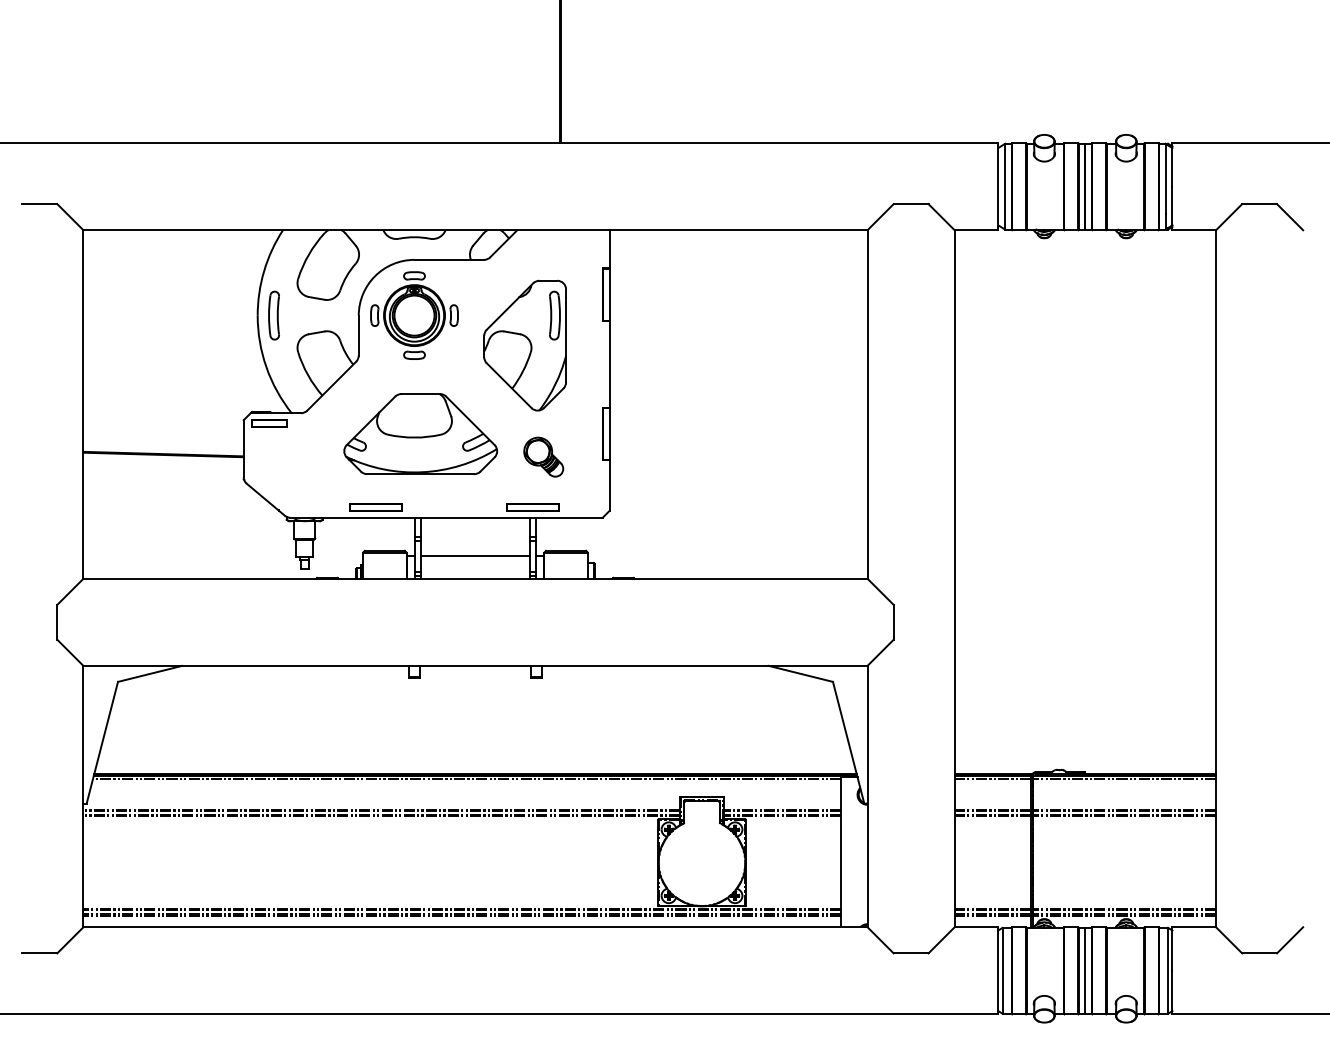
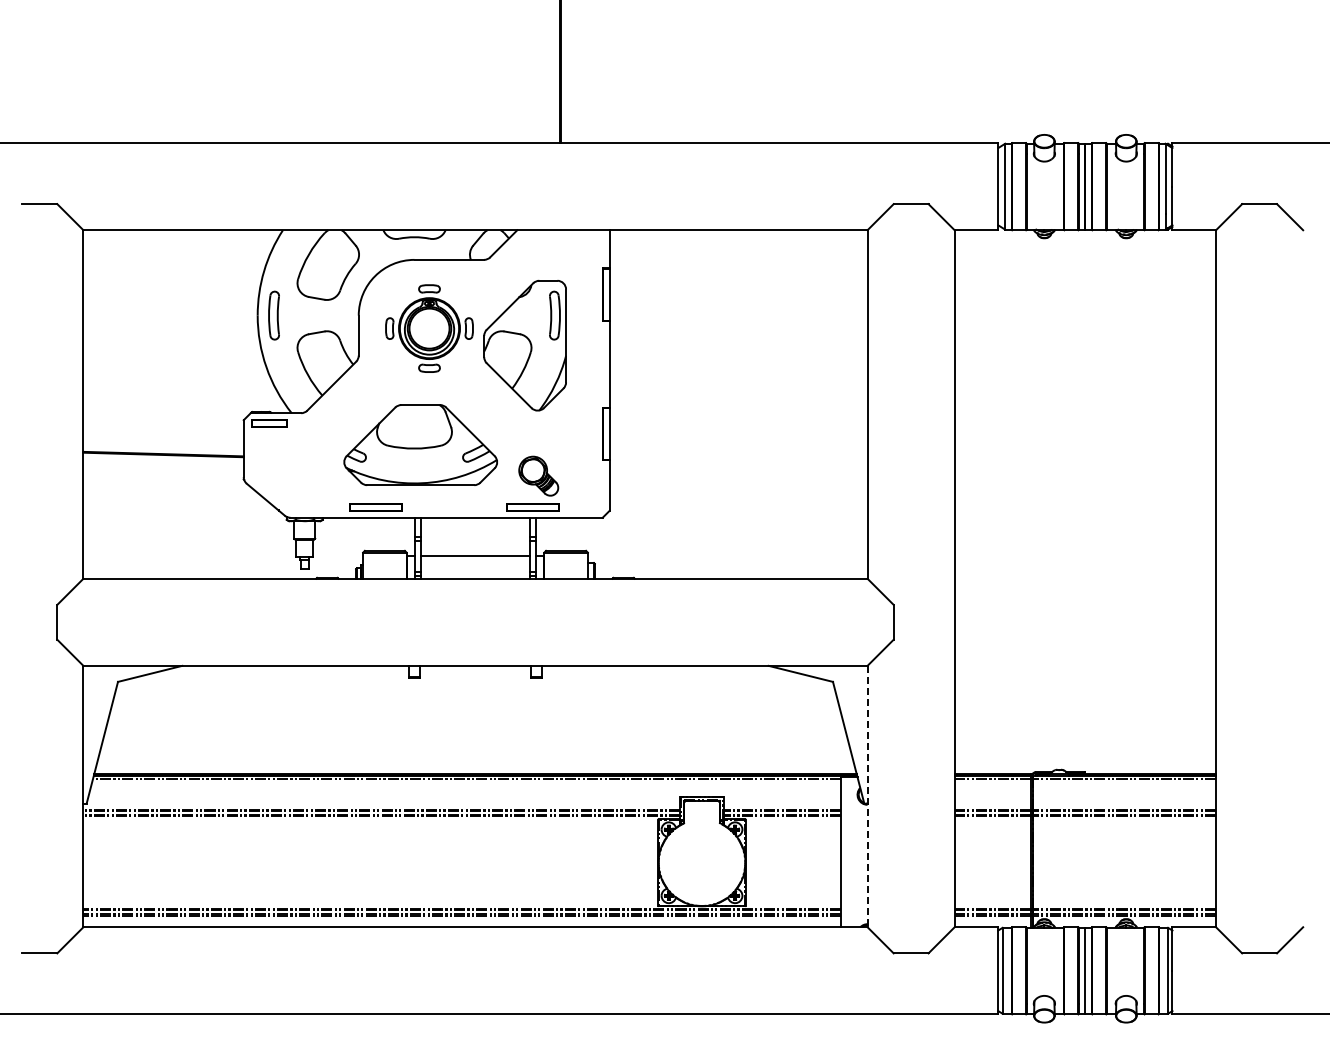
part position: (414, 315) -> (429, 328) (429, 328)
part position: (420, 433) -> (420, 444) (420, 444)
part position: (543, 456) -> (538, 475) (538, 475)
line: solid -> dashed (867, 796)
